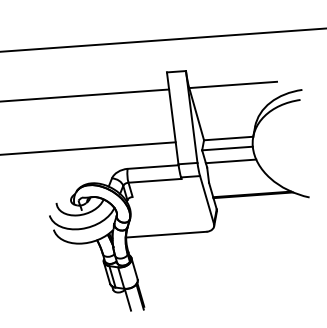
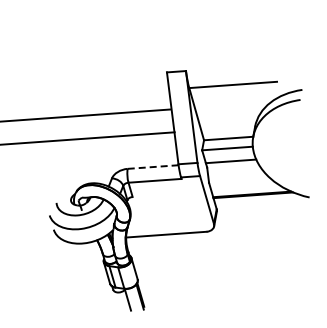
line: present -> none (162, 39)
line position: (85, 95) -> (86, 115) (86, 115)
line position: (88, 148) -> (88, 138) (88, 138)
line: solid -> dashed (153, 167)
